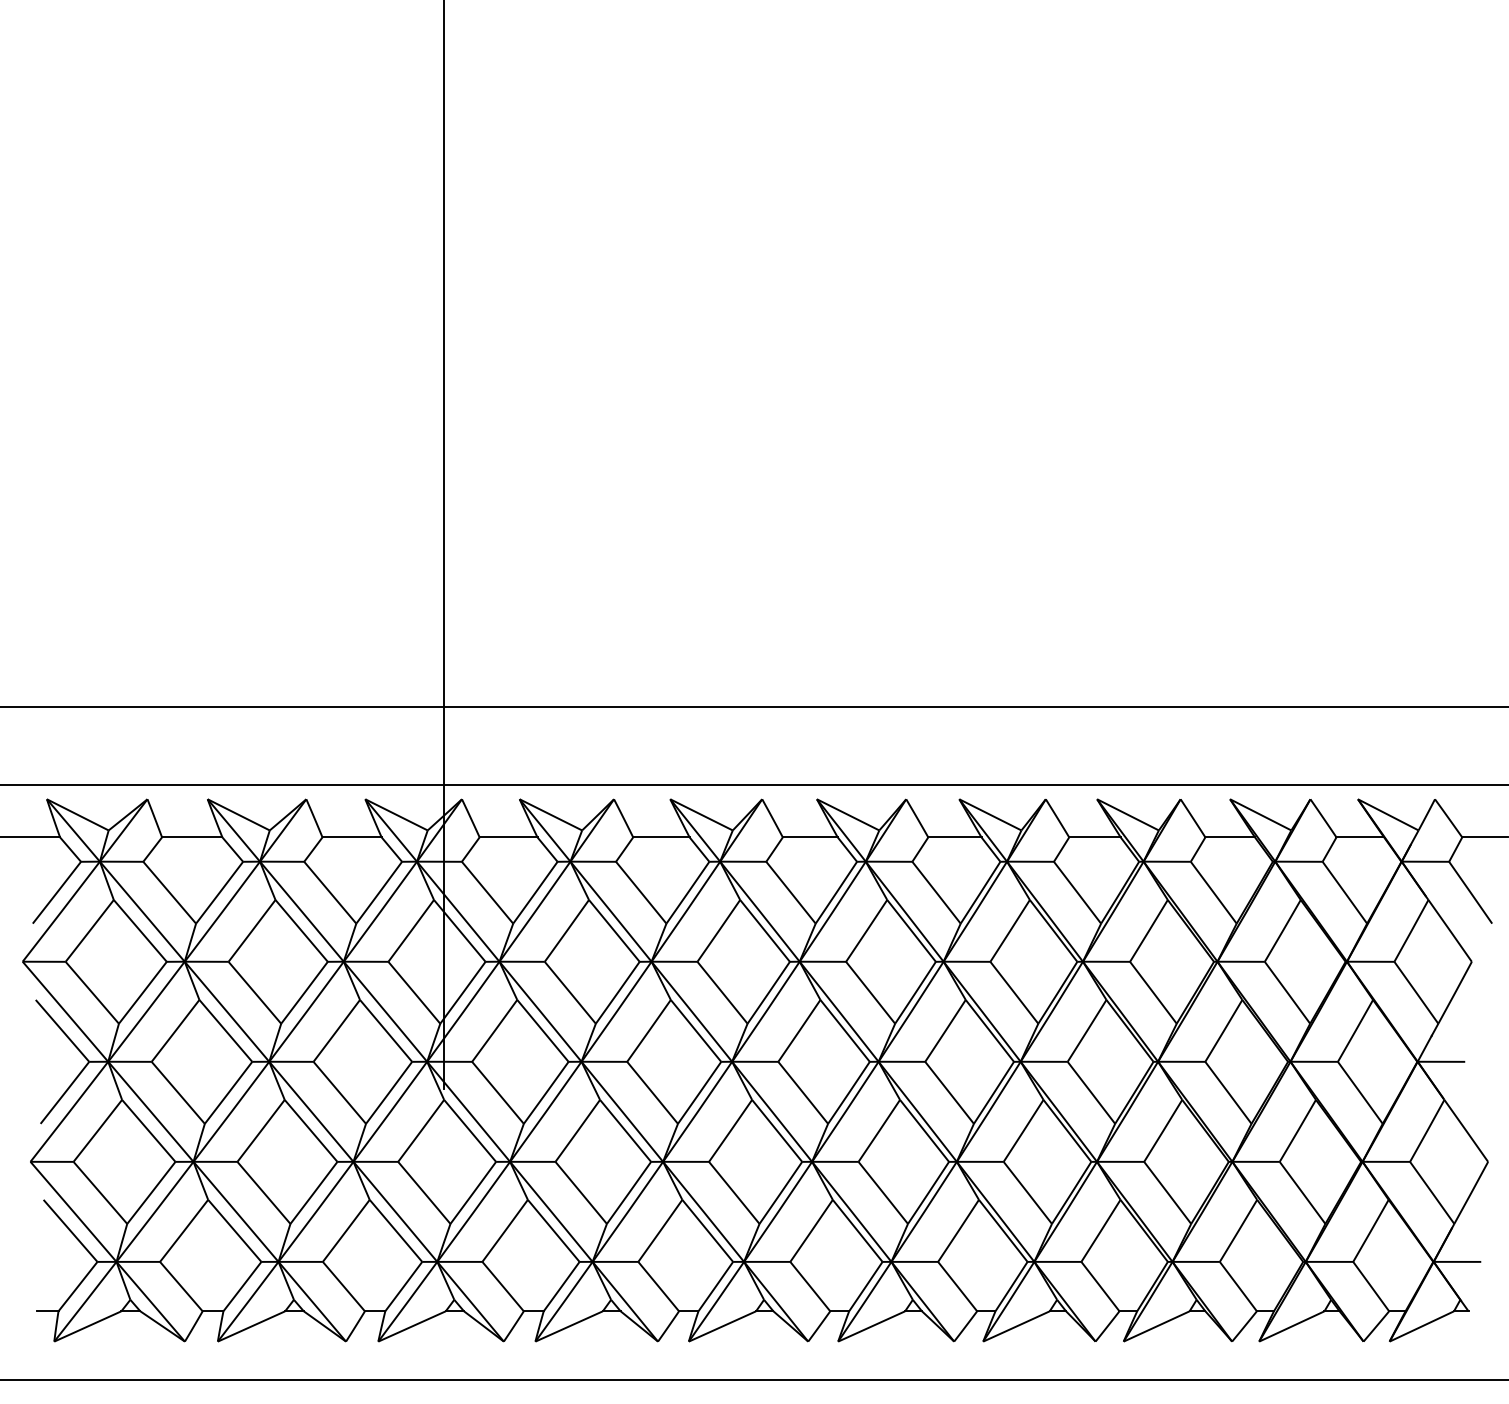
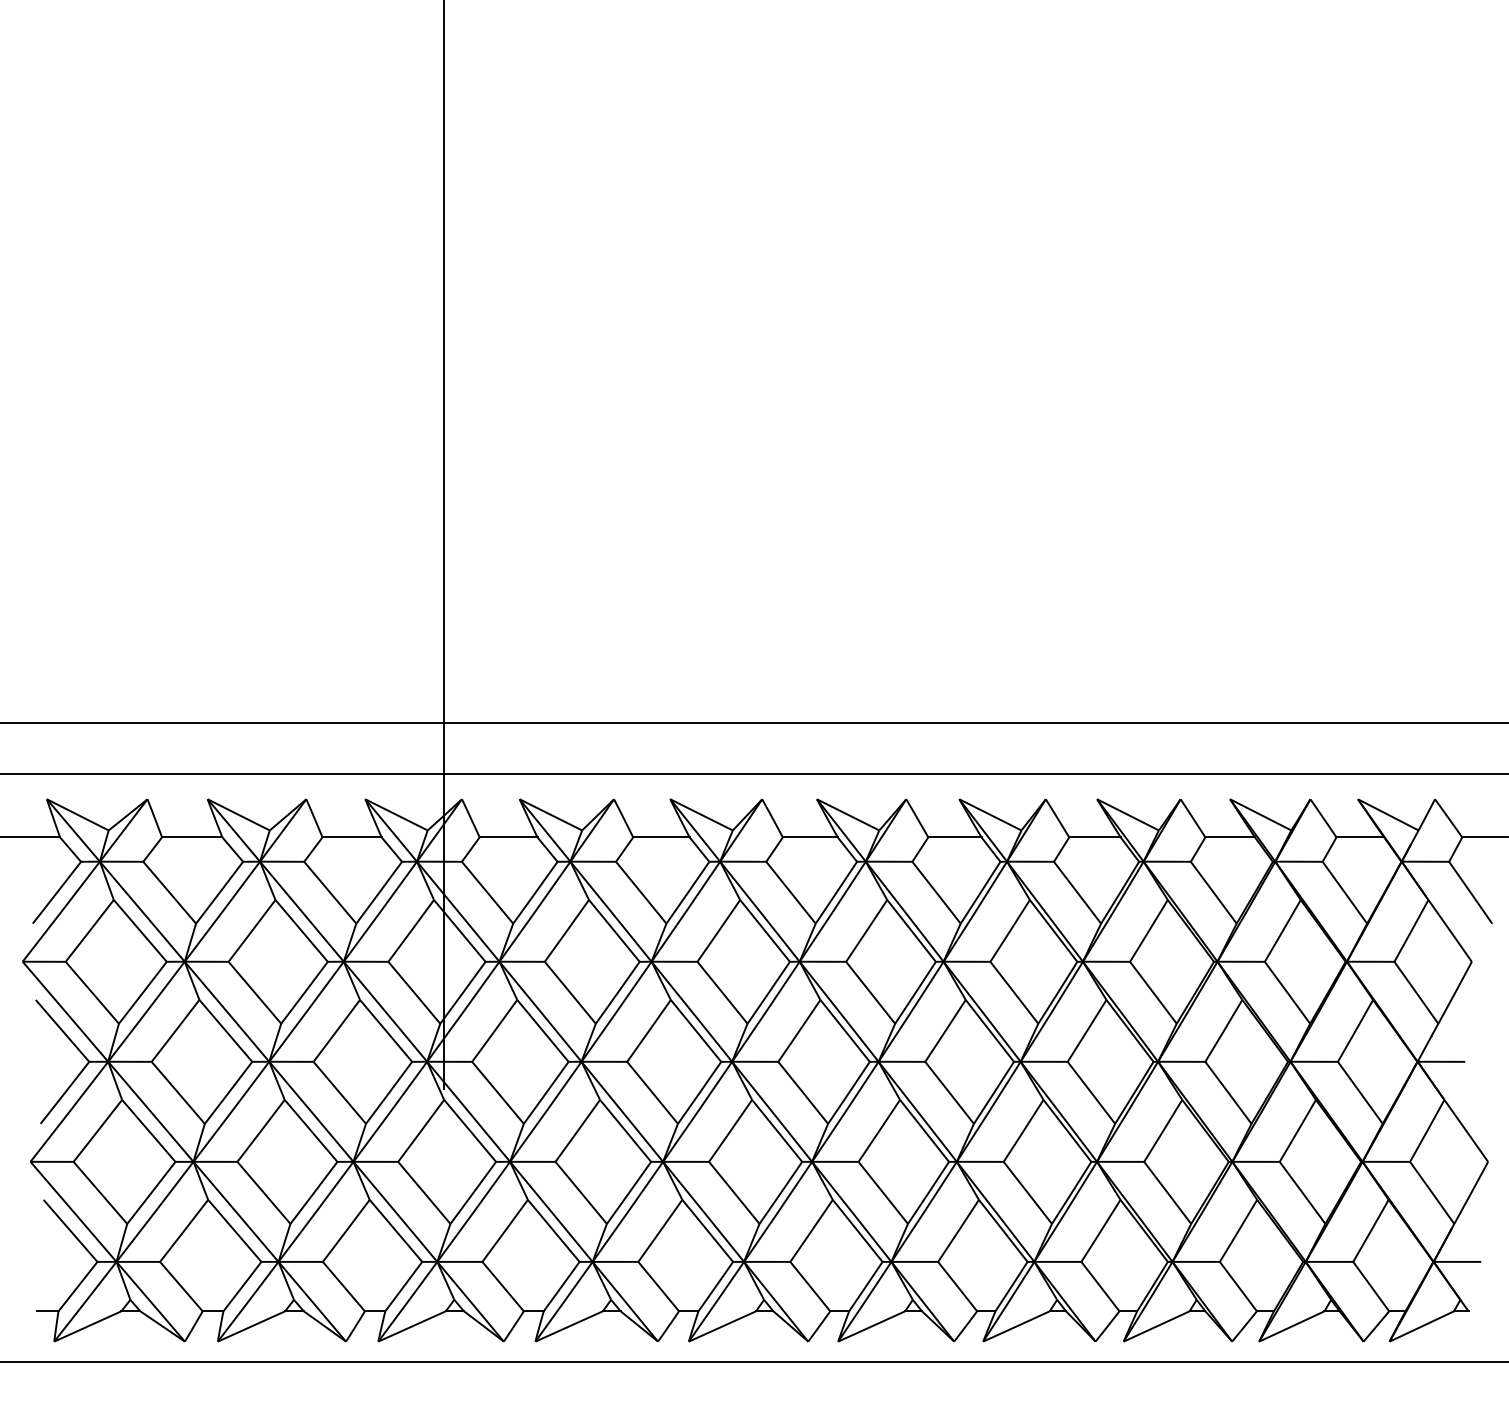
line position: (753, 707) -> (753, 723) (753, 723)
line position: (753, 784) -> (753, 773) (753, 773)
line position: (753, 1379) -> (753, 1361) (753, 1361)
